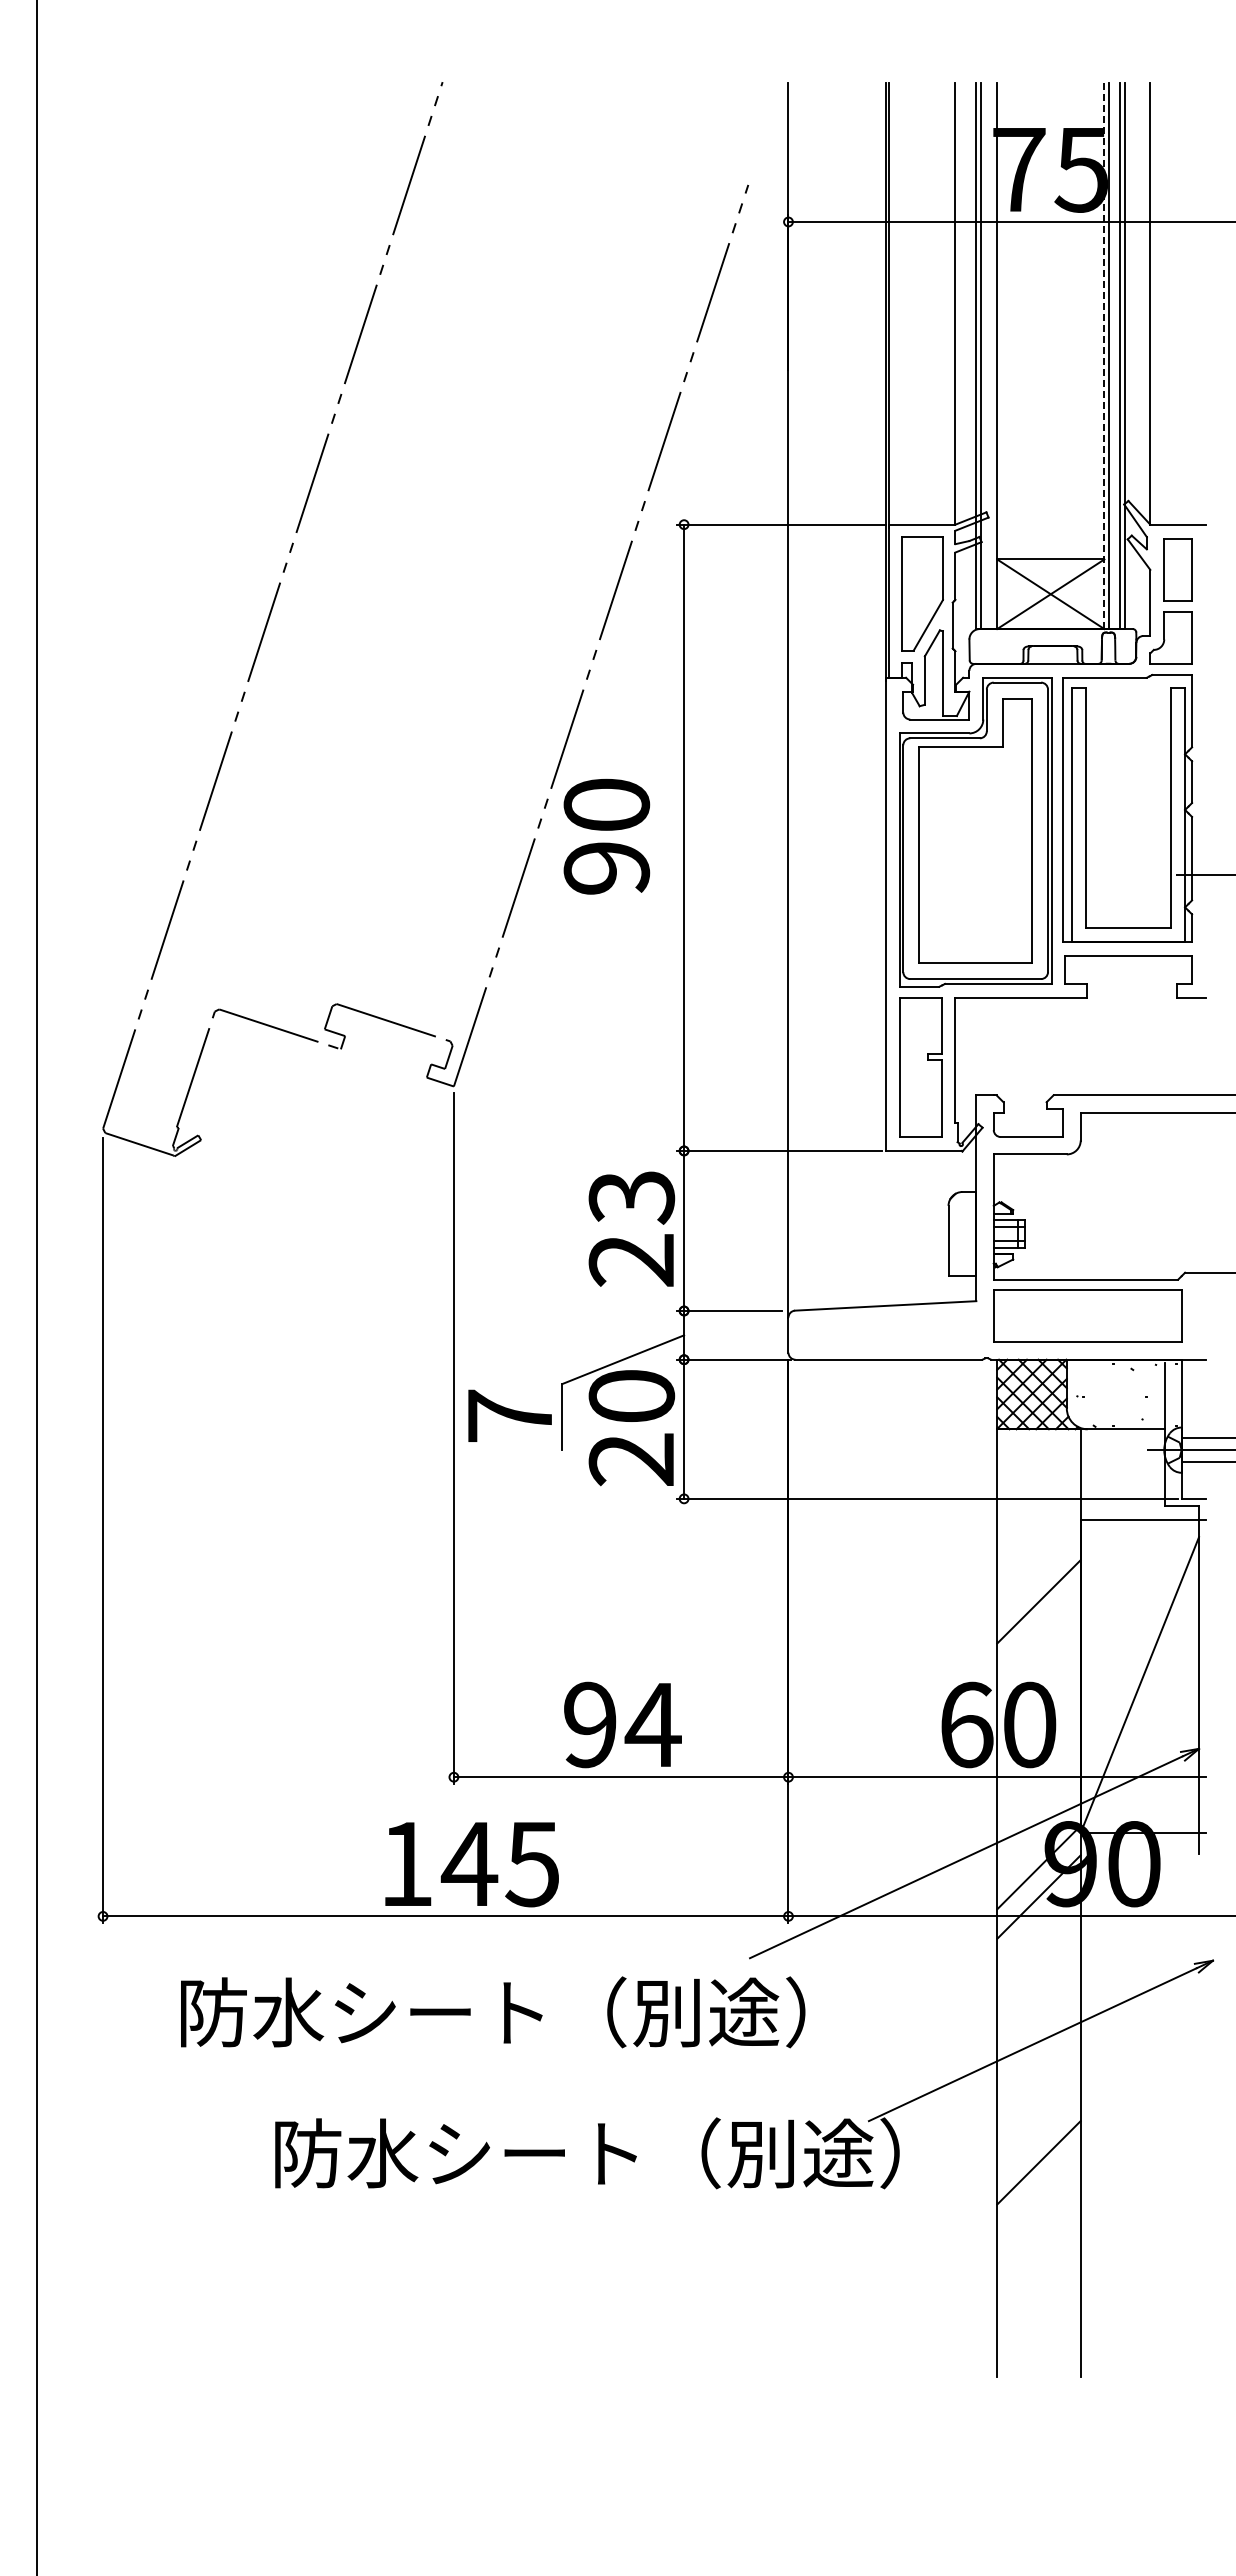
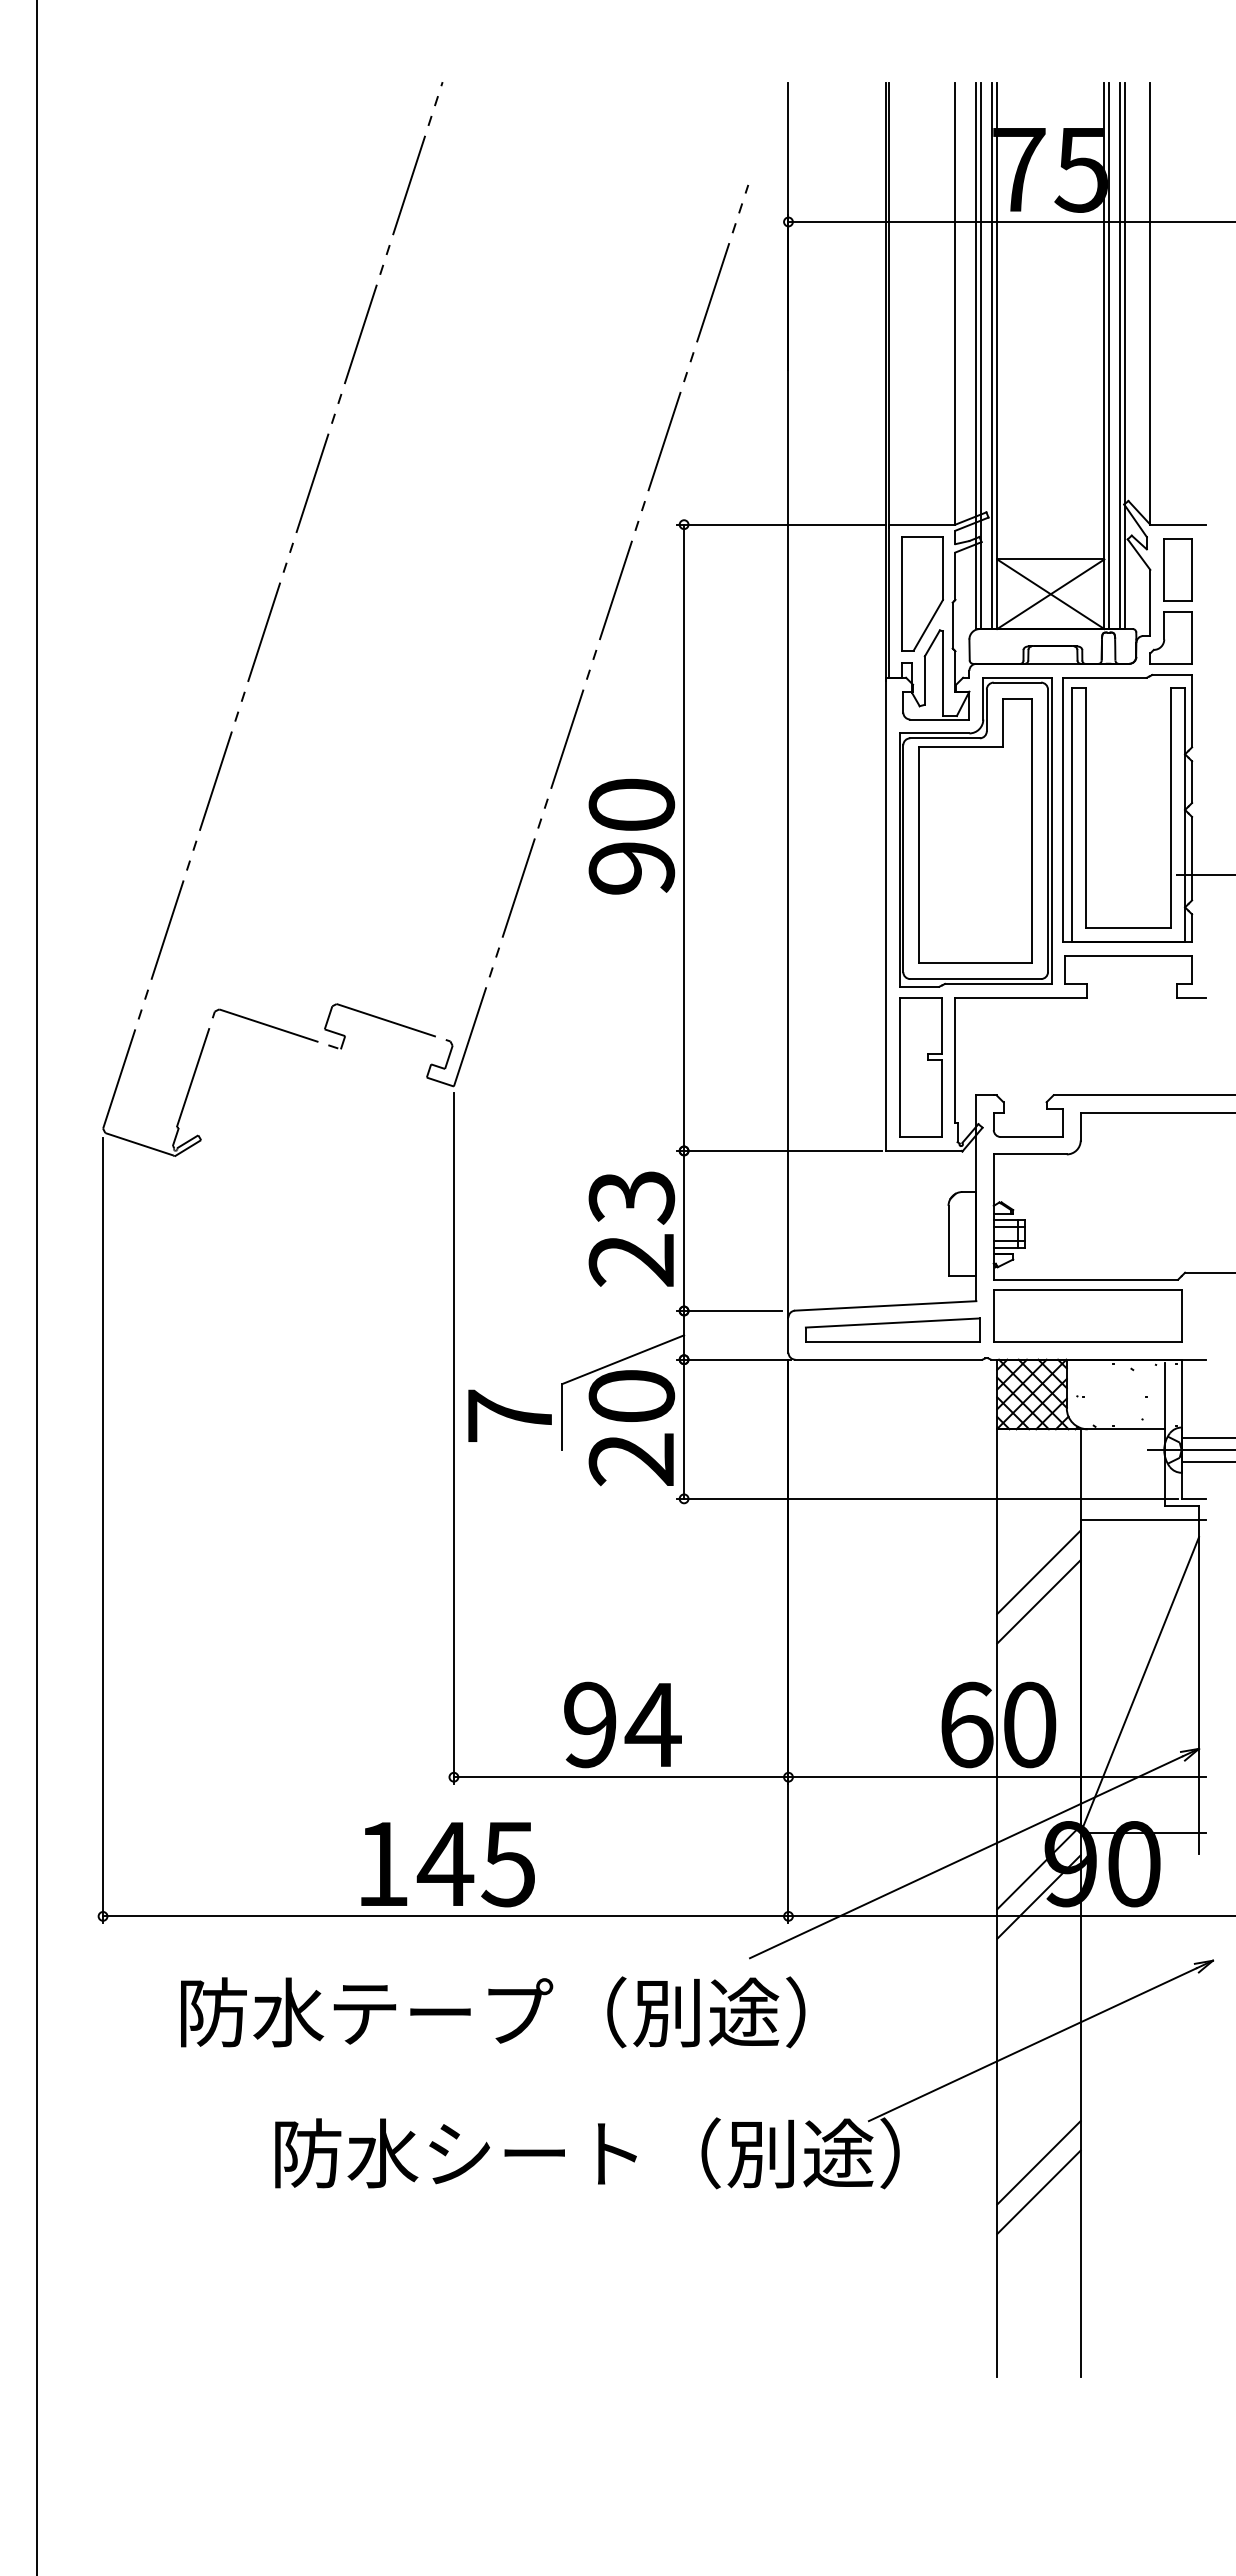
line: none -> present (992, 355)
line: dashed -> solid (1104, 356)
text position: (606, 836) -> (631, 836) (631, 836)
part: none -> present (892, 1329)
line: none -> present (1038, 1572)
text position: (471, 1864) -> (447, 1864) (447, 1864)
text: 防水シート（別途） -> 防水テープ（別途） (443, 2011)
line: none -> present (1038, 2191)
